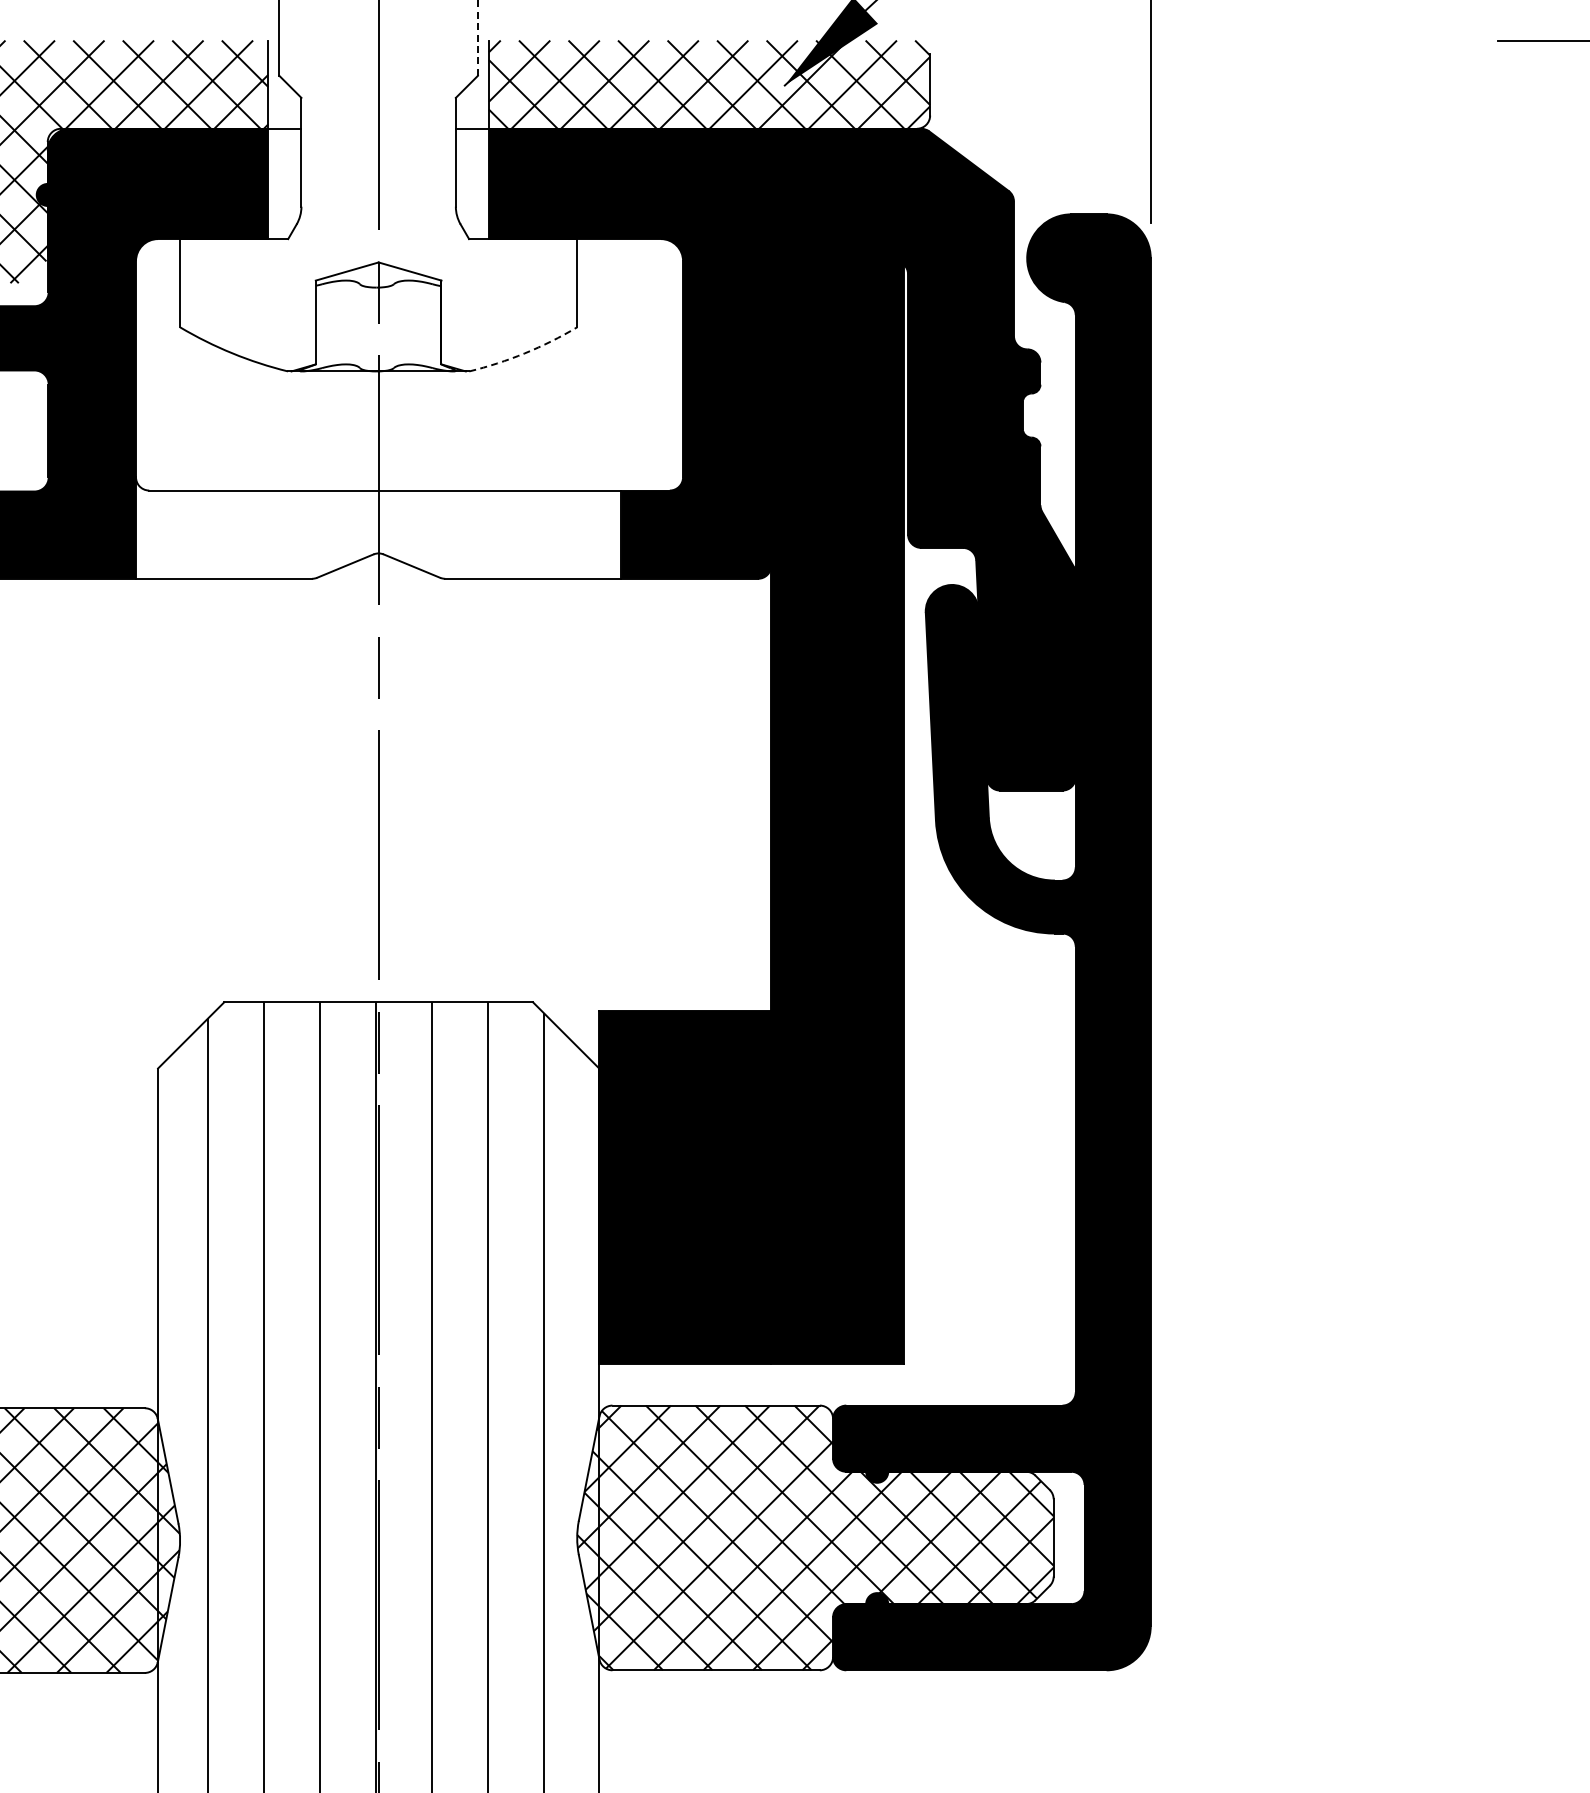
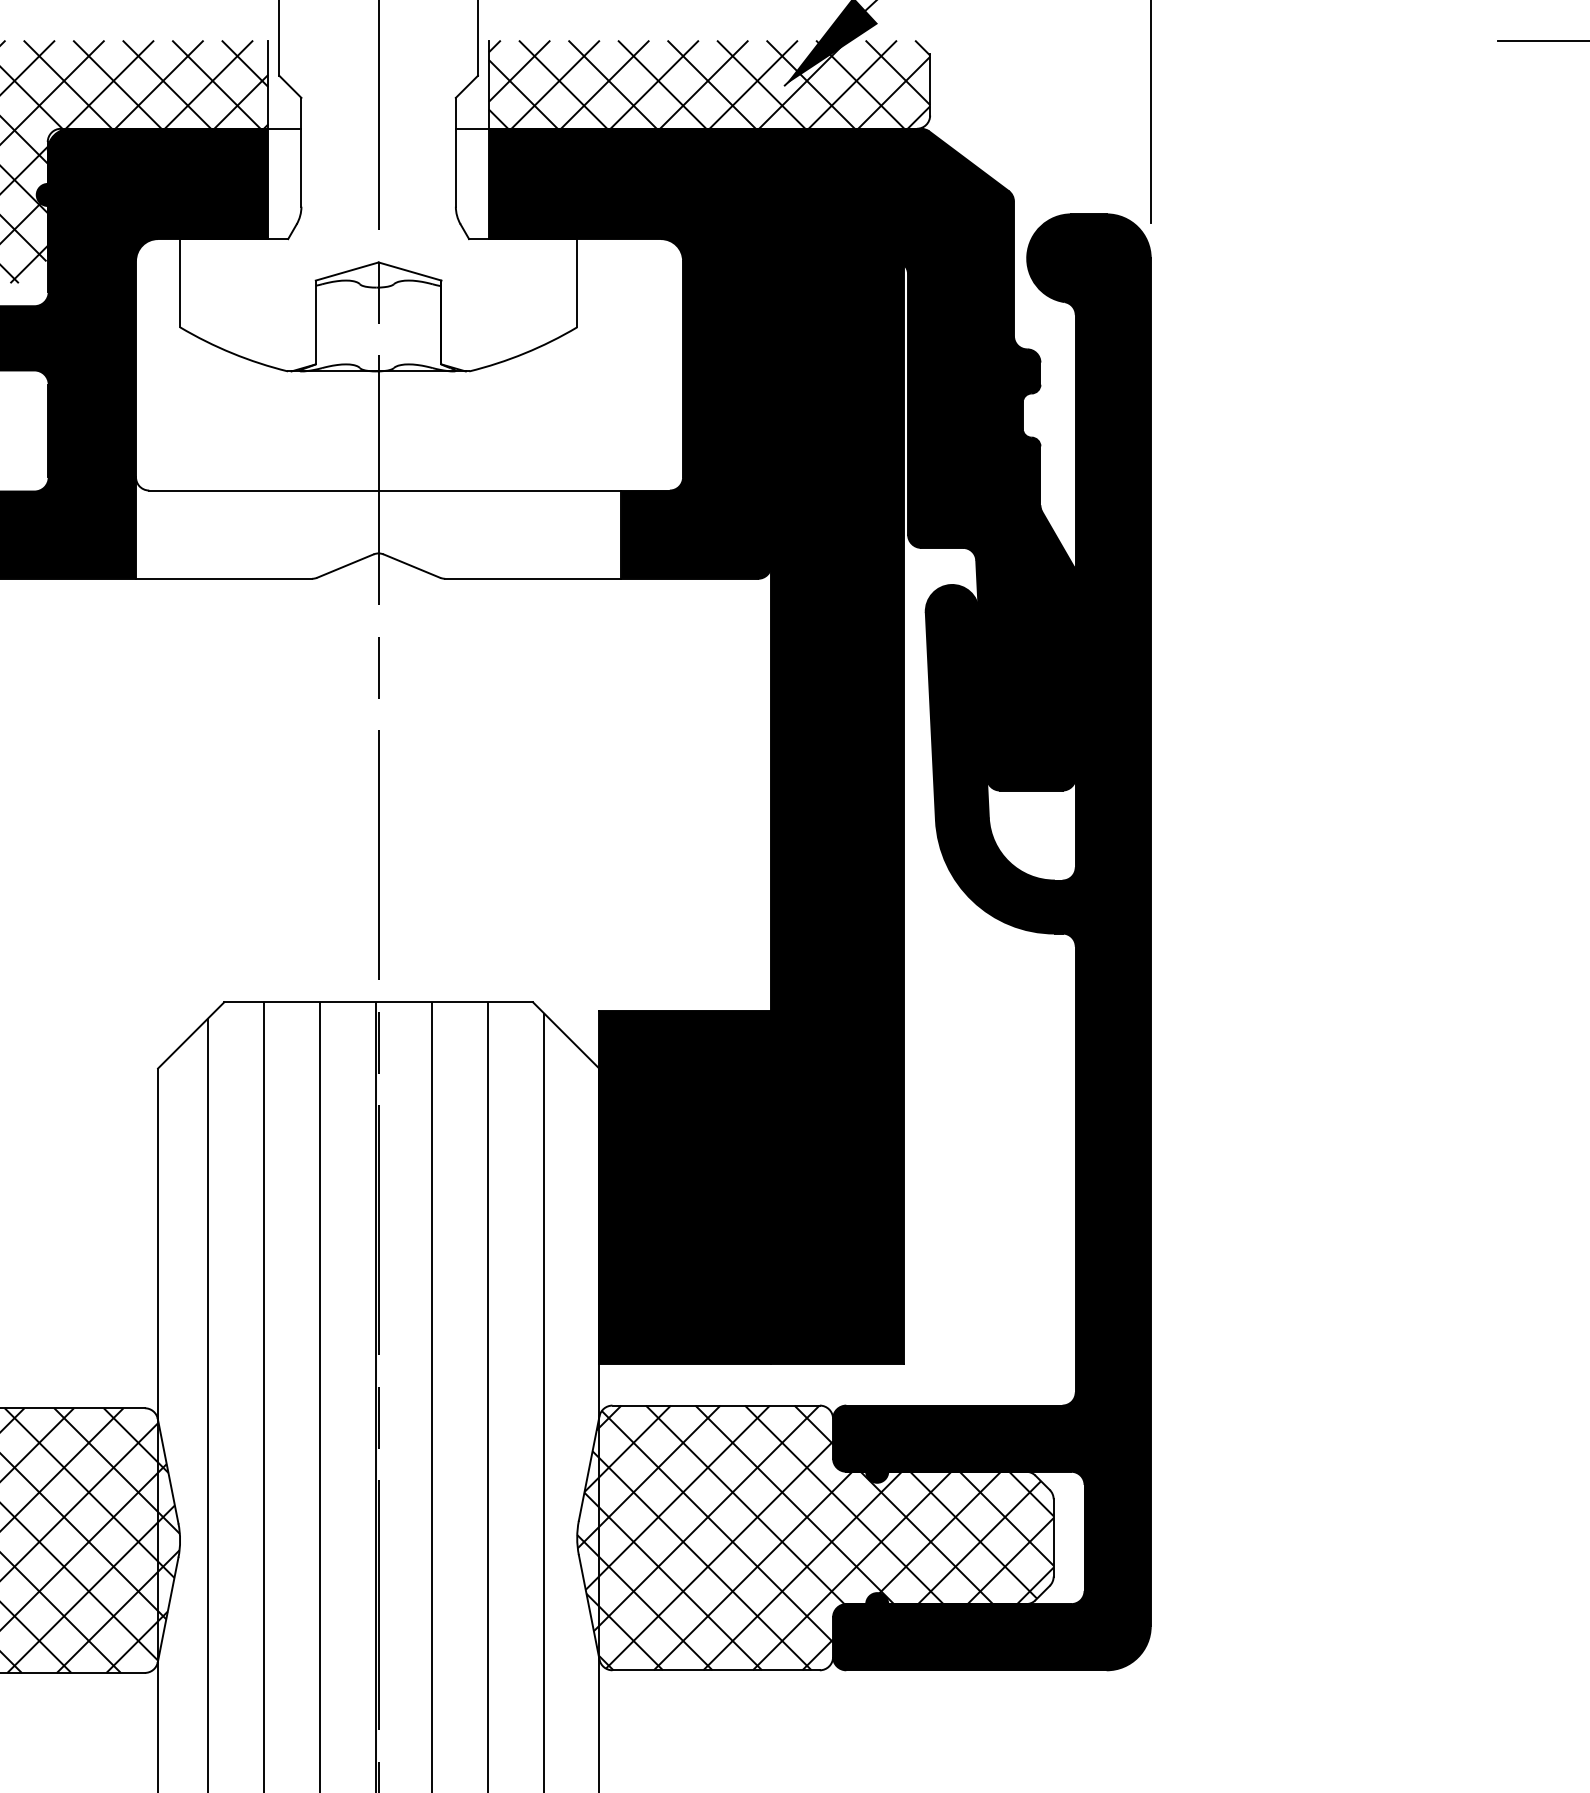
line: dashed -> solid (477, 37)
arc: dashed -> solid (524, 353)
